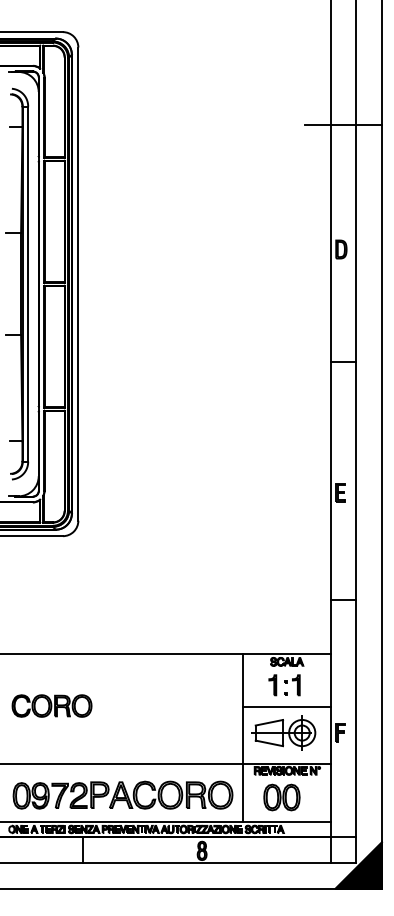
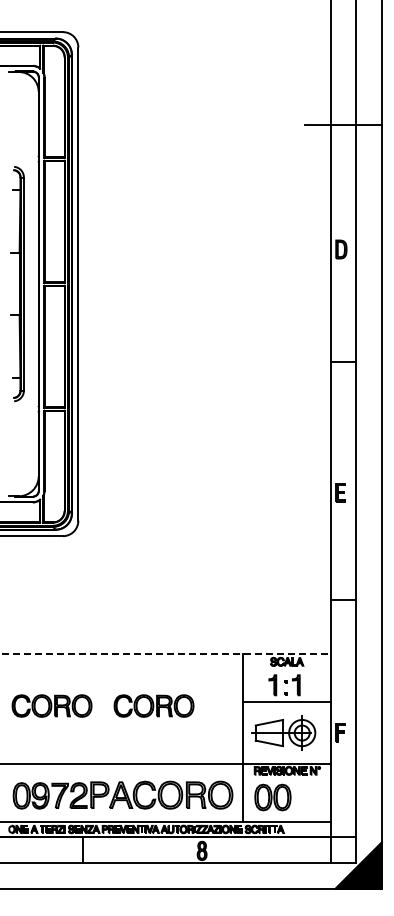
part size: 25x394 px -> 15x237 px (17, 284)
line: solid -> dashed (165, 654)
part: none -> present (153, 705)
line position: (286, 706) -> (286, 701) (286, 701)
part position: (281, 797) -> (272, 797) (272, 797)
